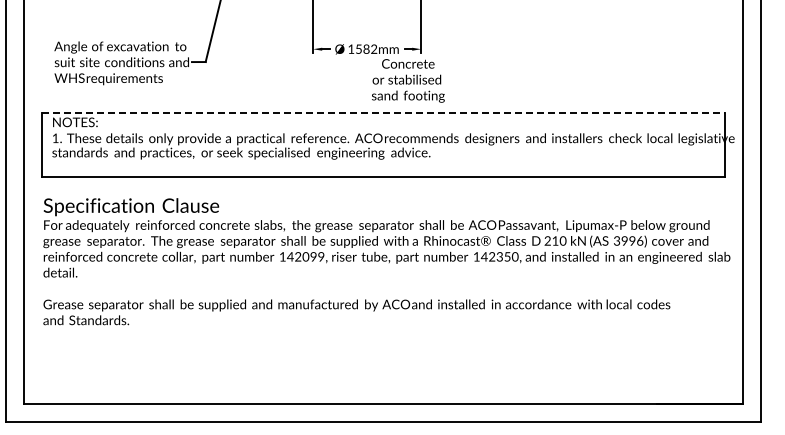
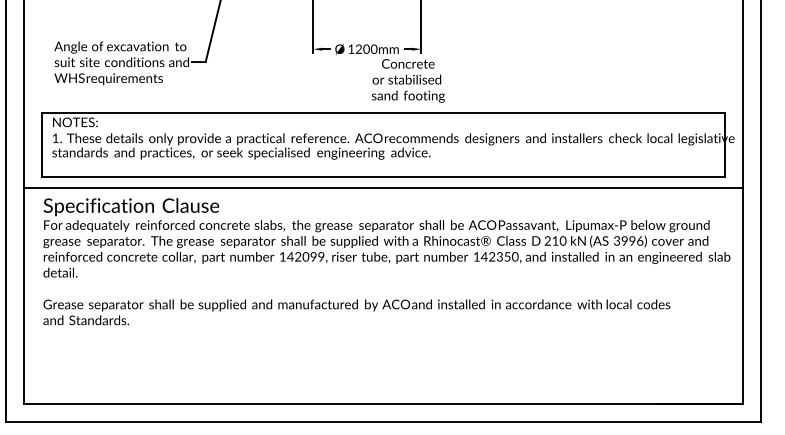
text: 1582mm -> 1200mm (366, 48)
line: dashed -> solid (383, 113)
line: none -> present (383, 188)
